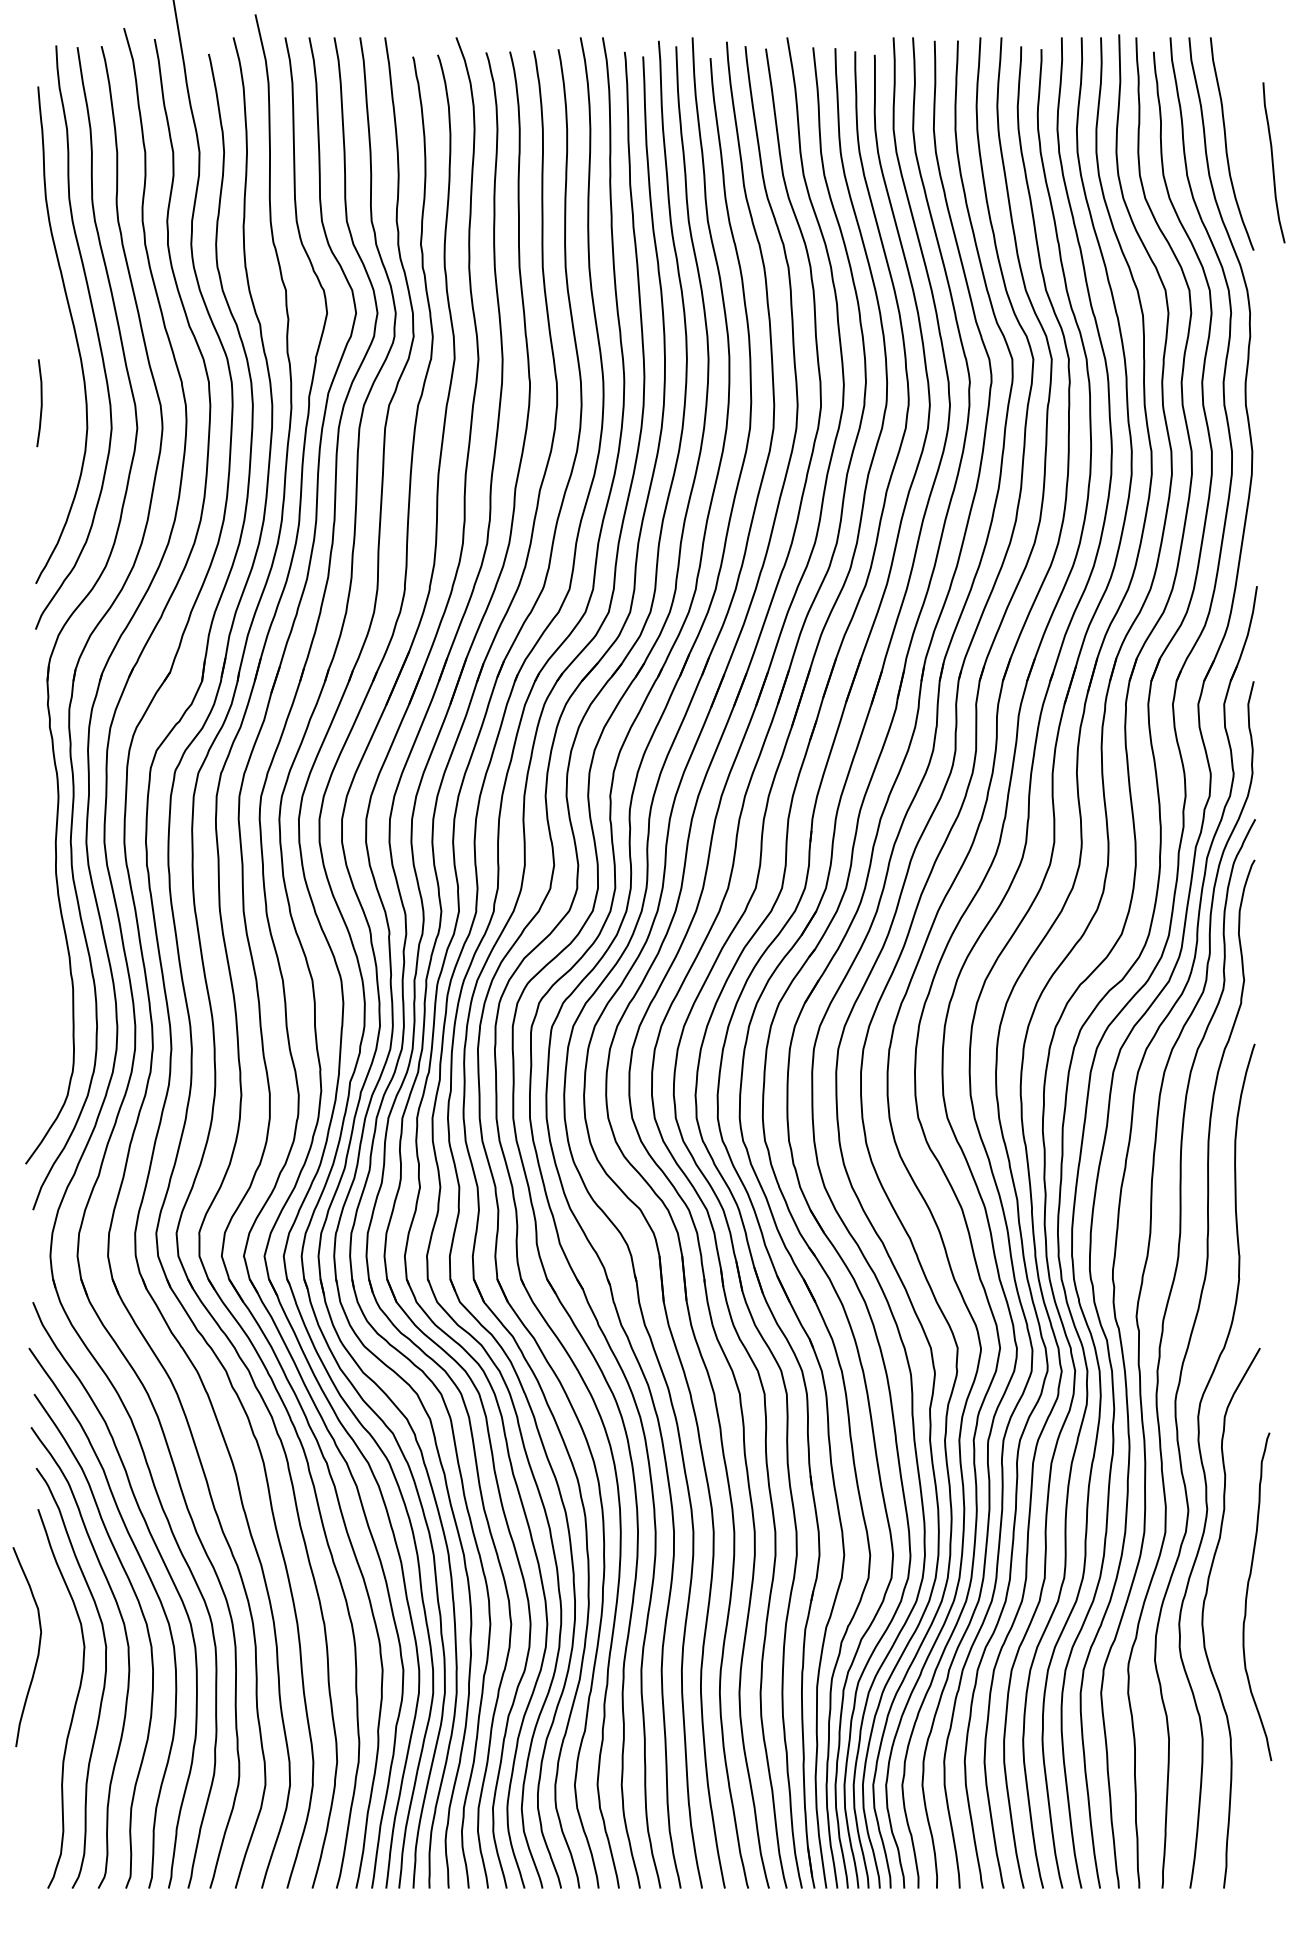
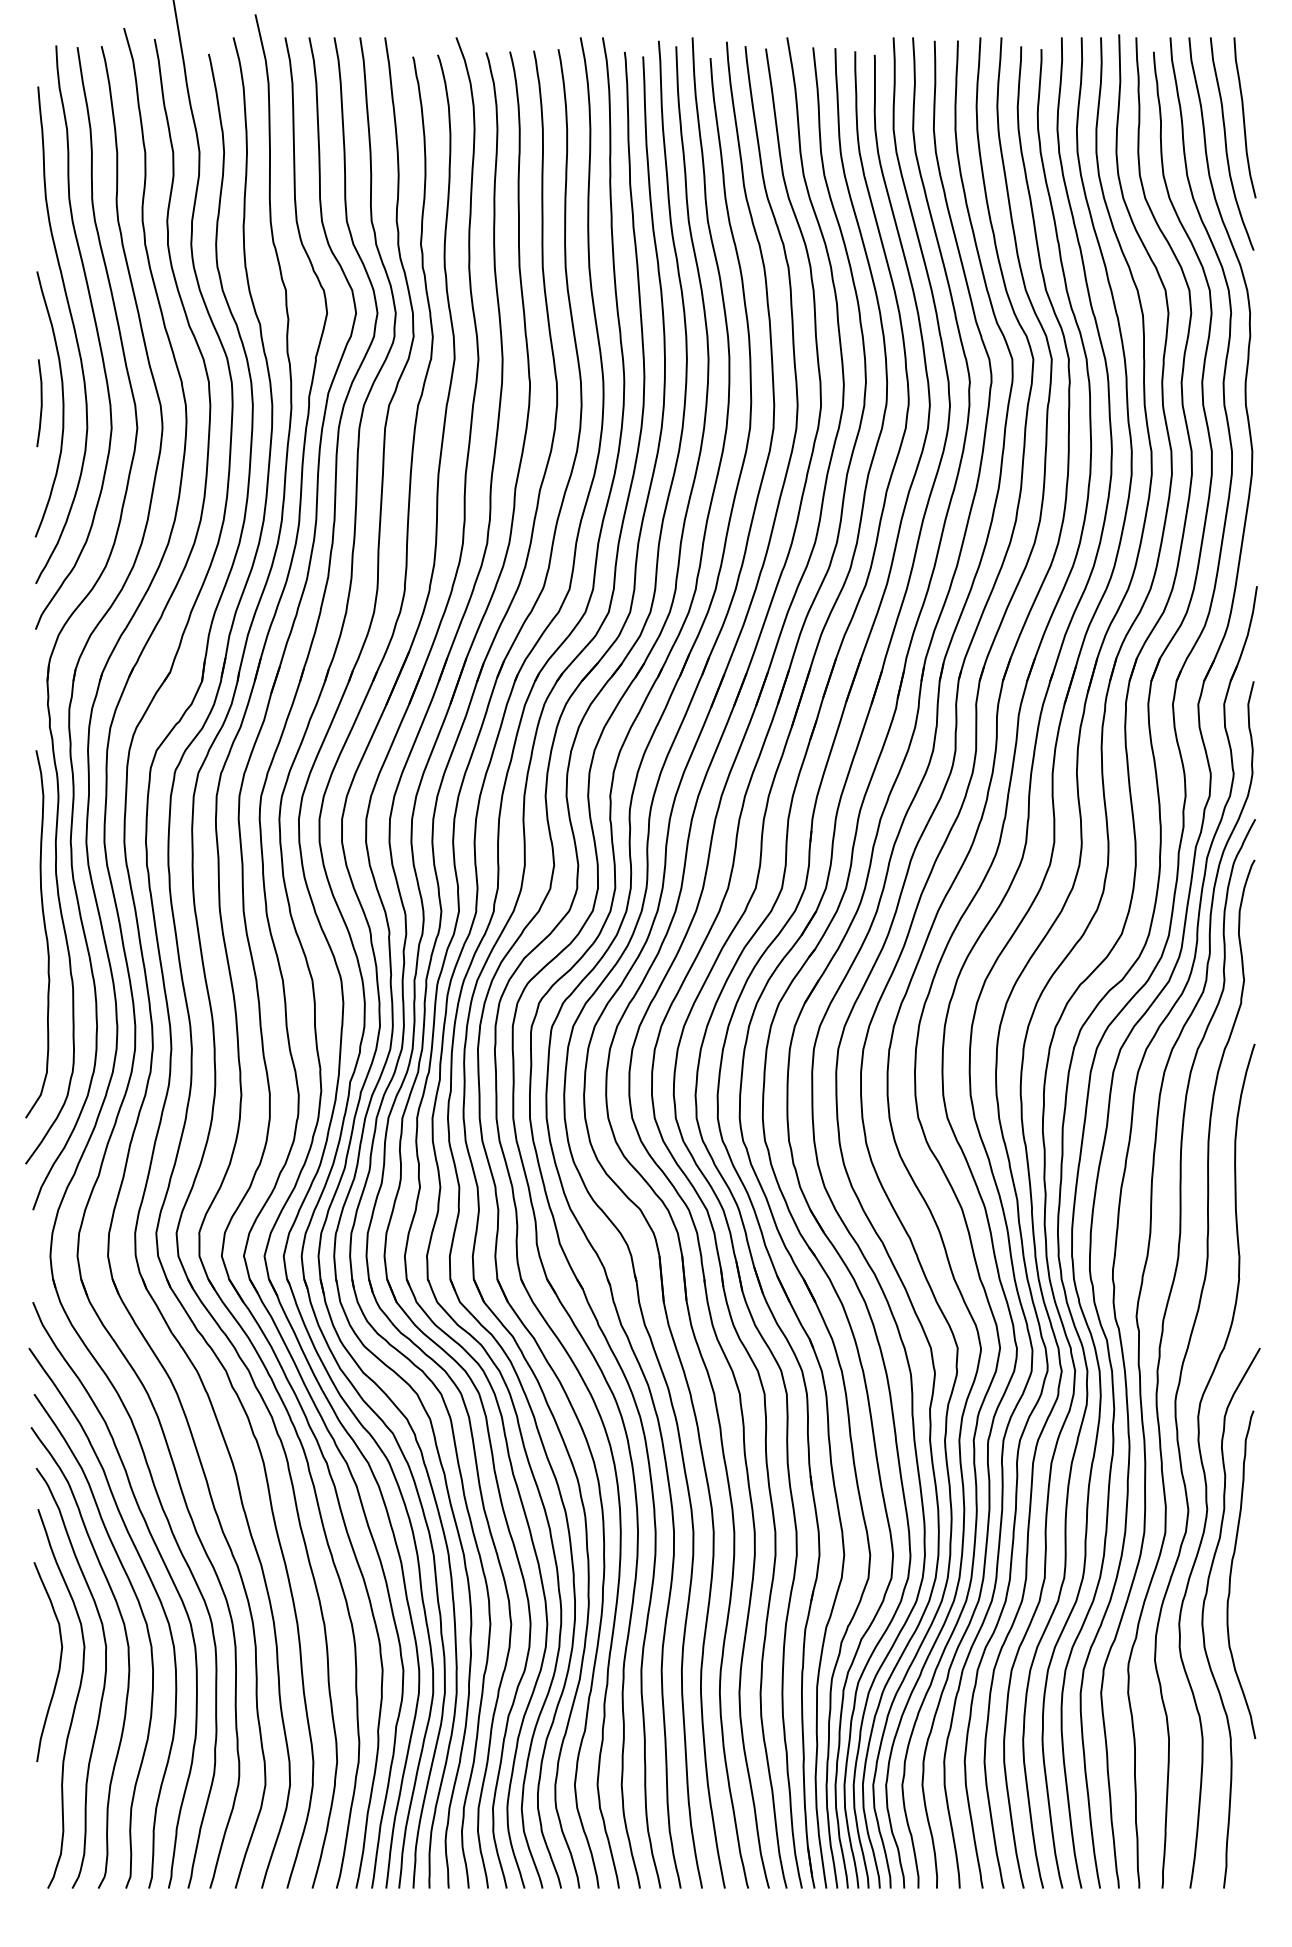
curve position: (1273, 162) -> (1244, 117) (1244, 117)
curve: none -> present (62, 404)
curve: none -> present (44, 931)
curve position: (1247, 1596) -> (1231, 1574) (1231, 1574)
curve position: (38, 1647) -> (59, 1662) (59, 1662)
